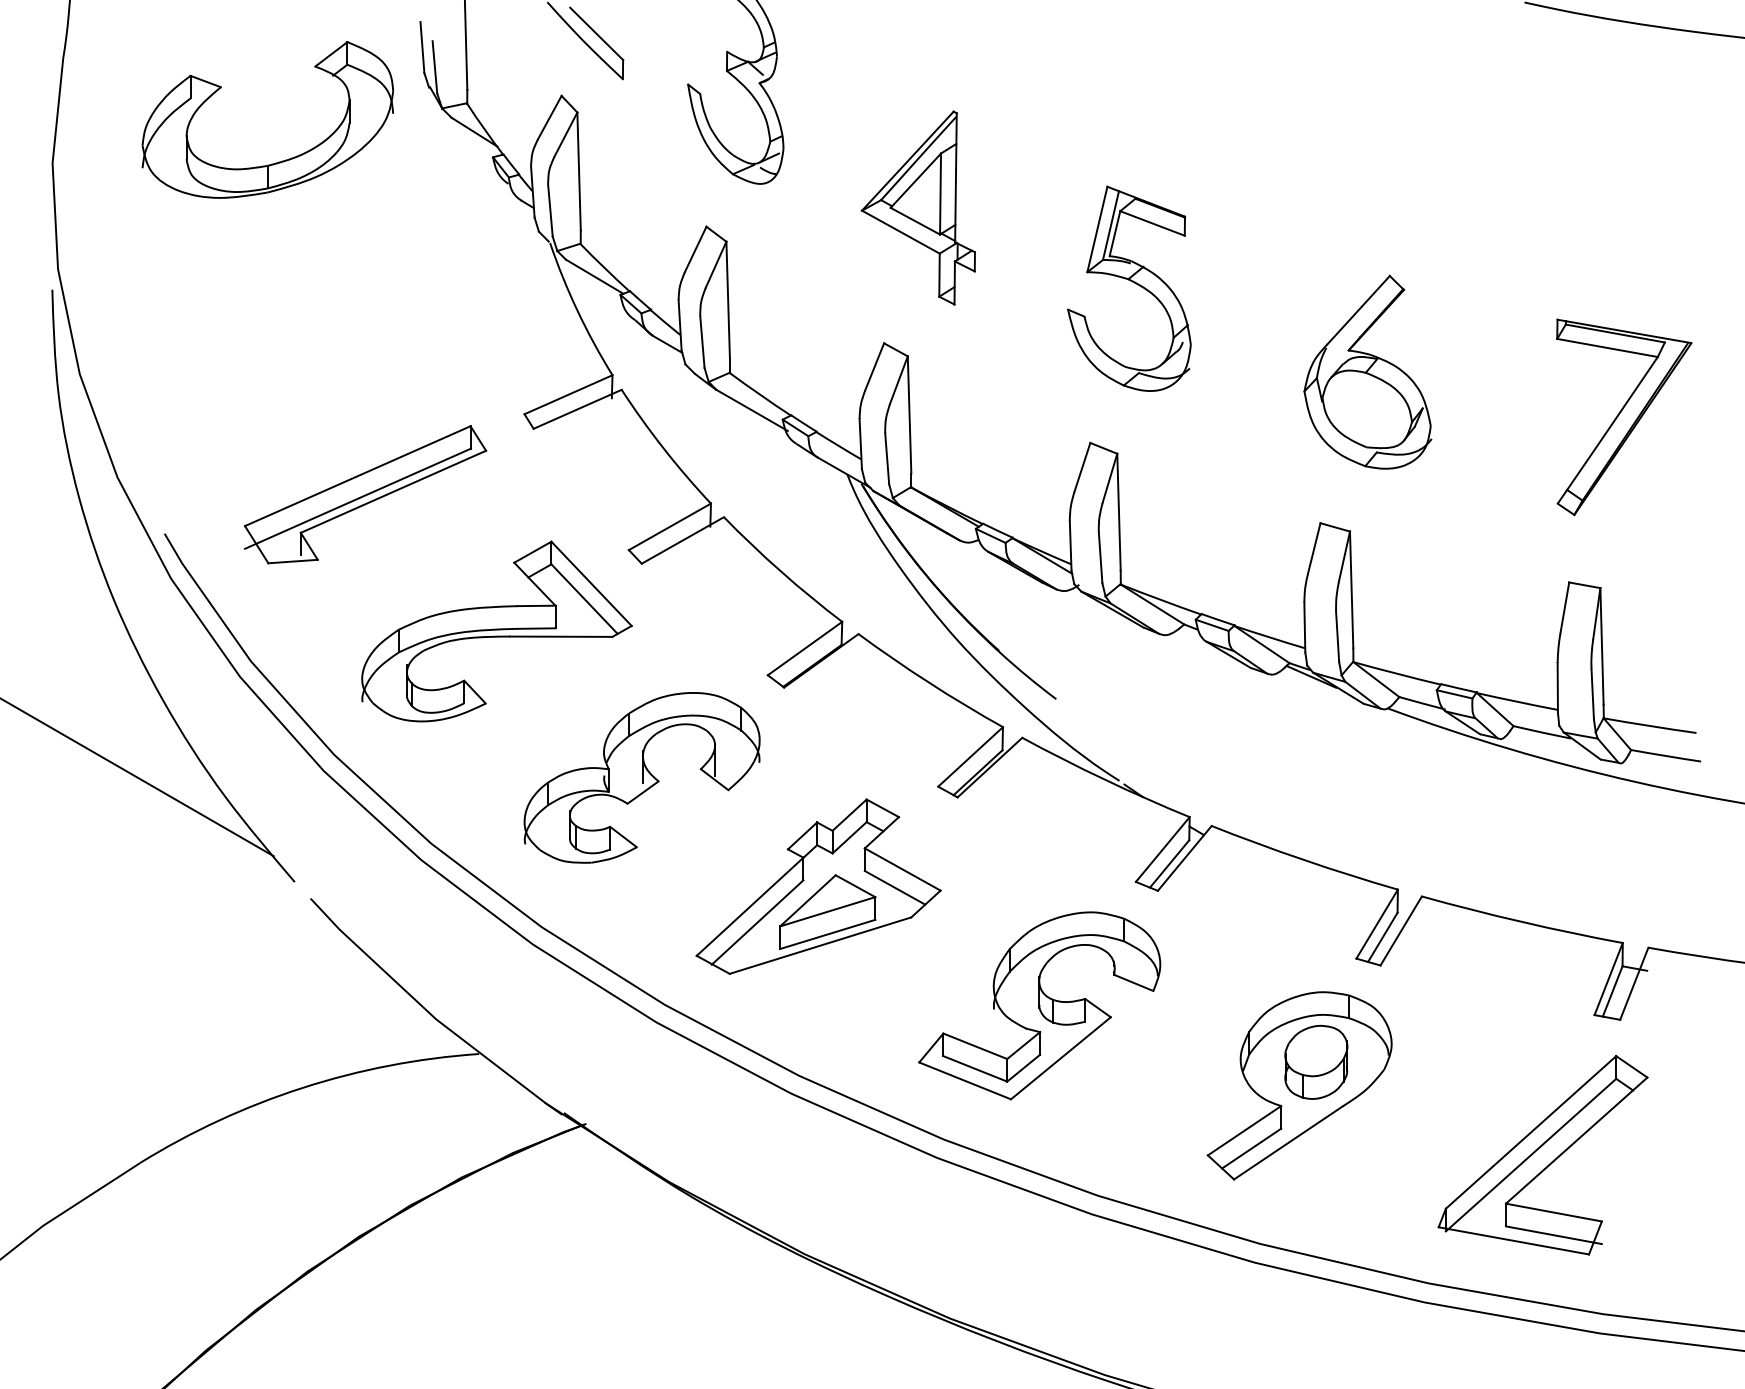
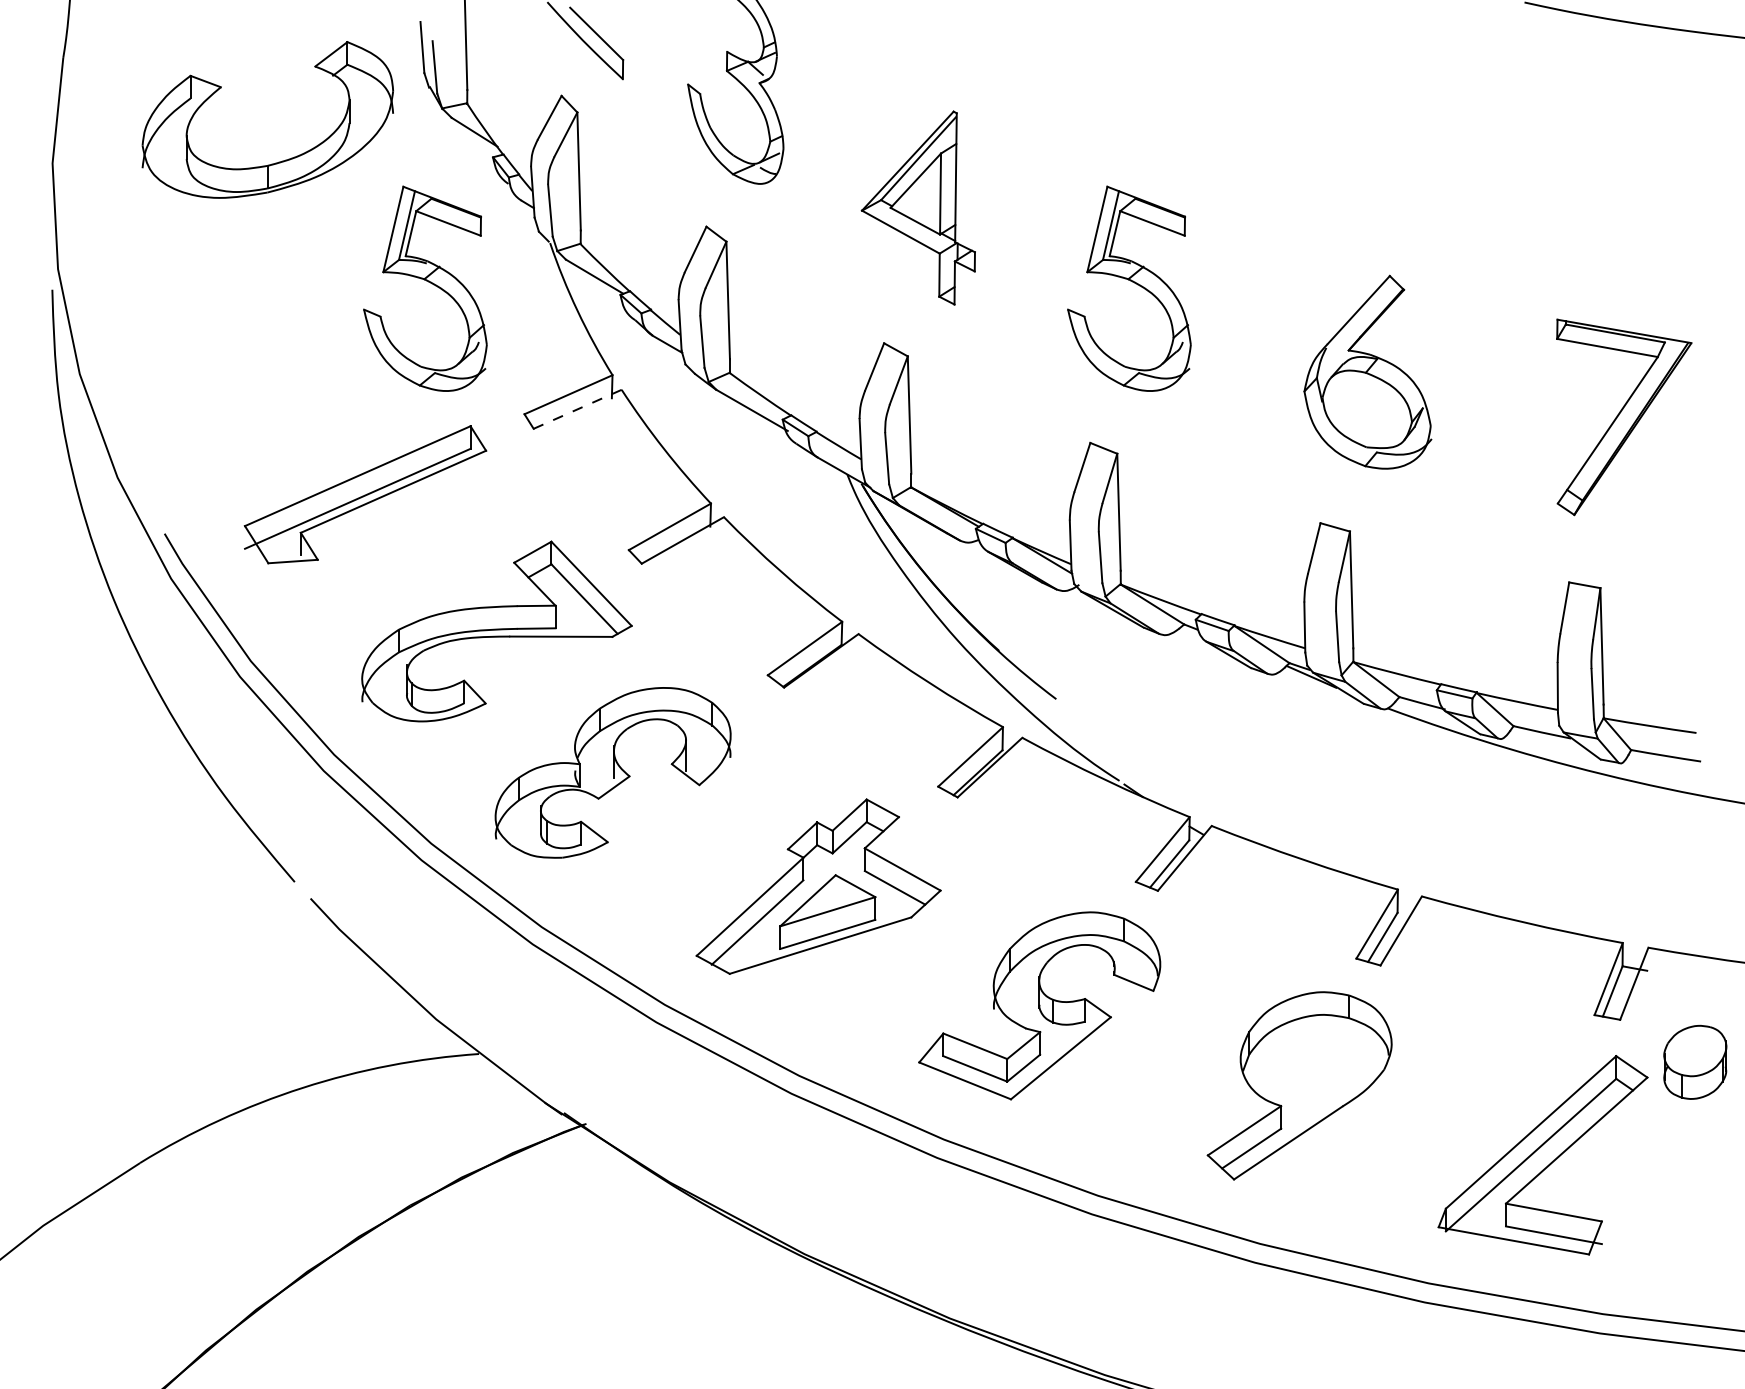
part: none -> present (428, 282)
line: solid -> dashed (577, 409)
line: present -> none (137, 777)
part position: (641, 777) -> (612, 772) (612, 772)
part position: (1316, 1061) -> (1695, 1061) (1695, 1061)
